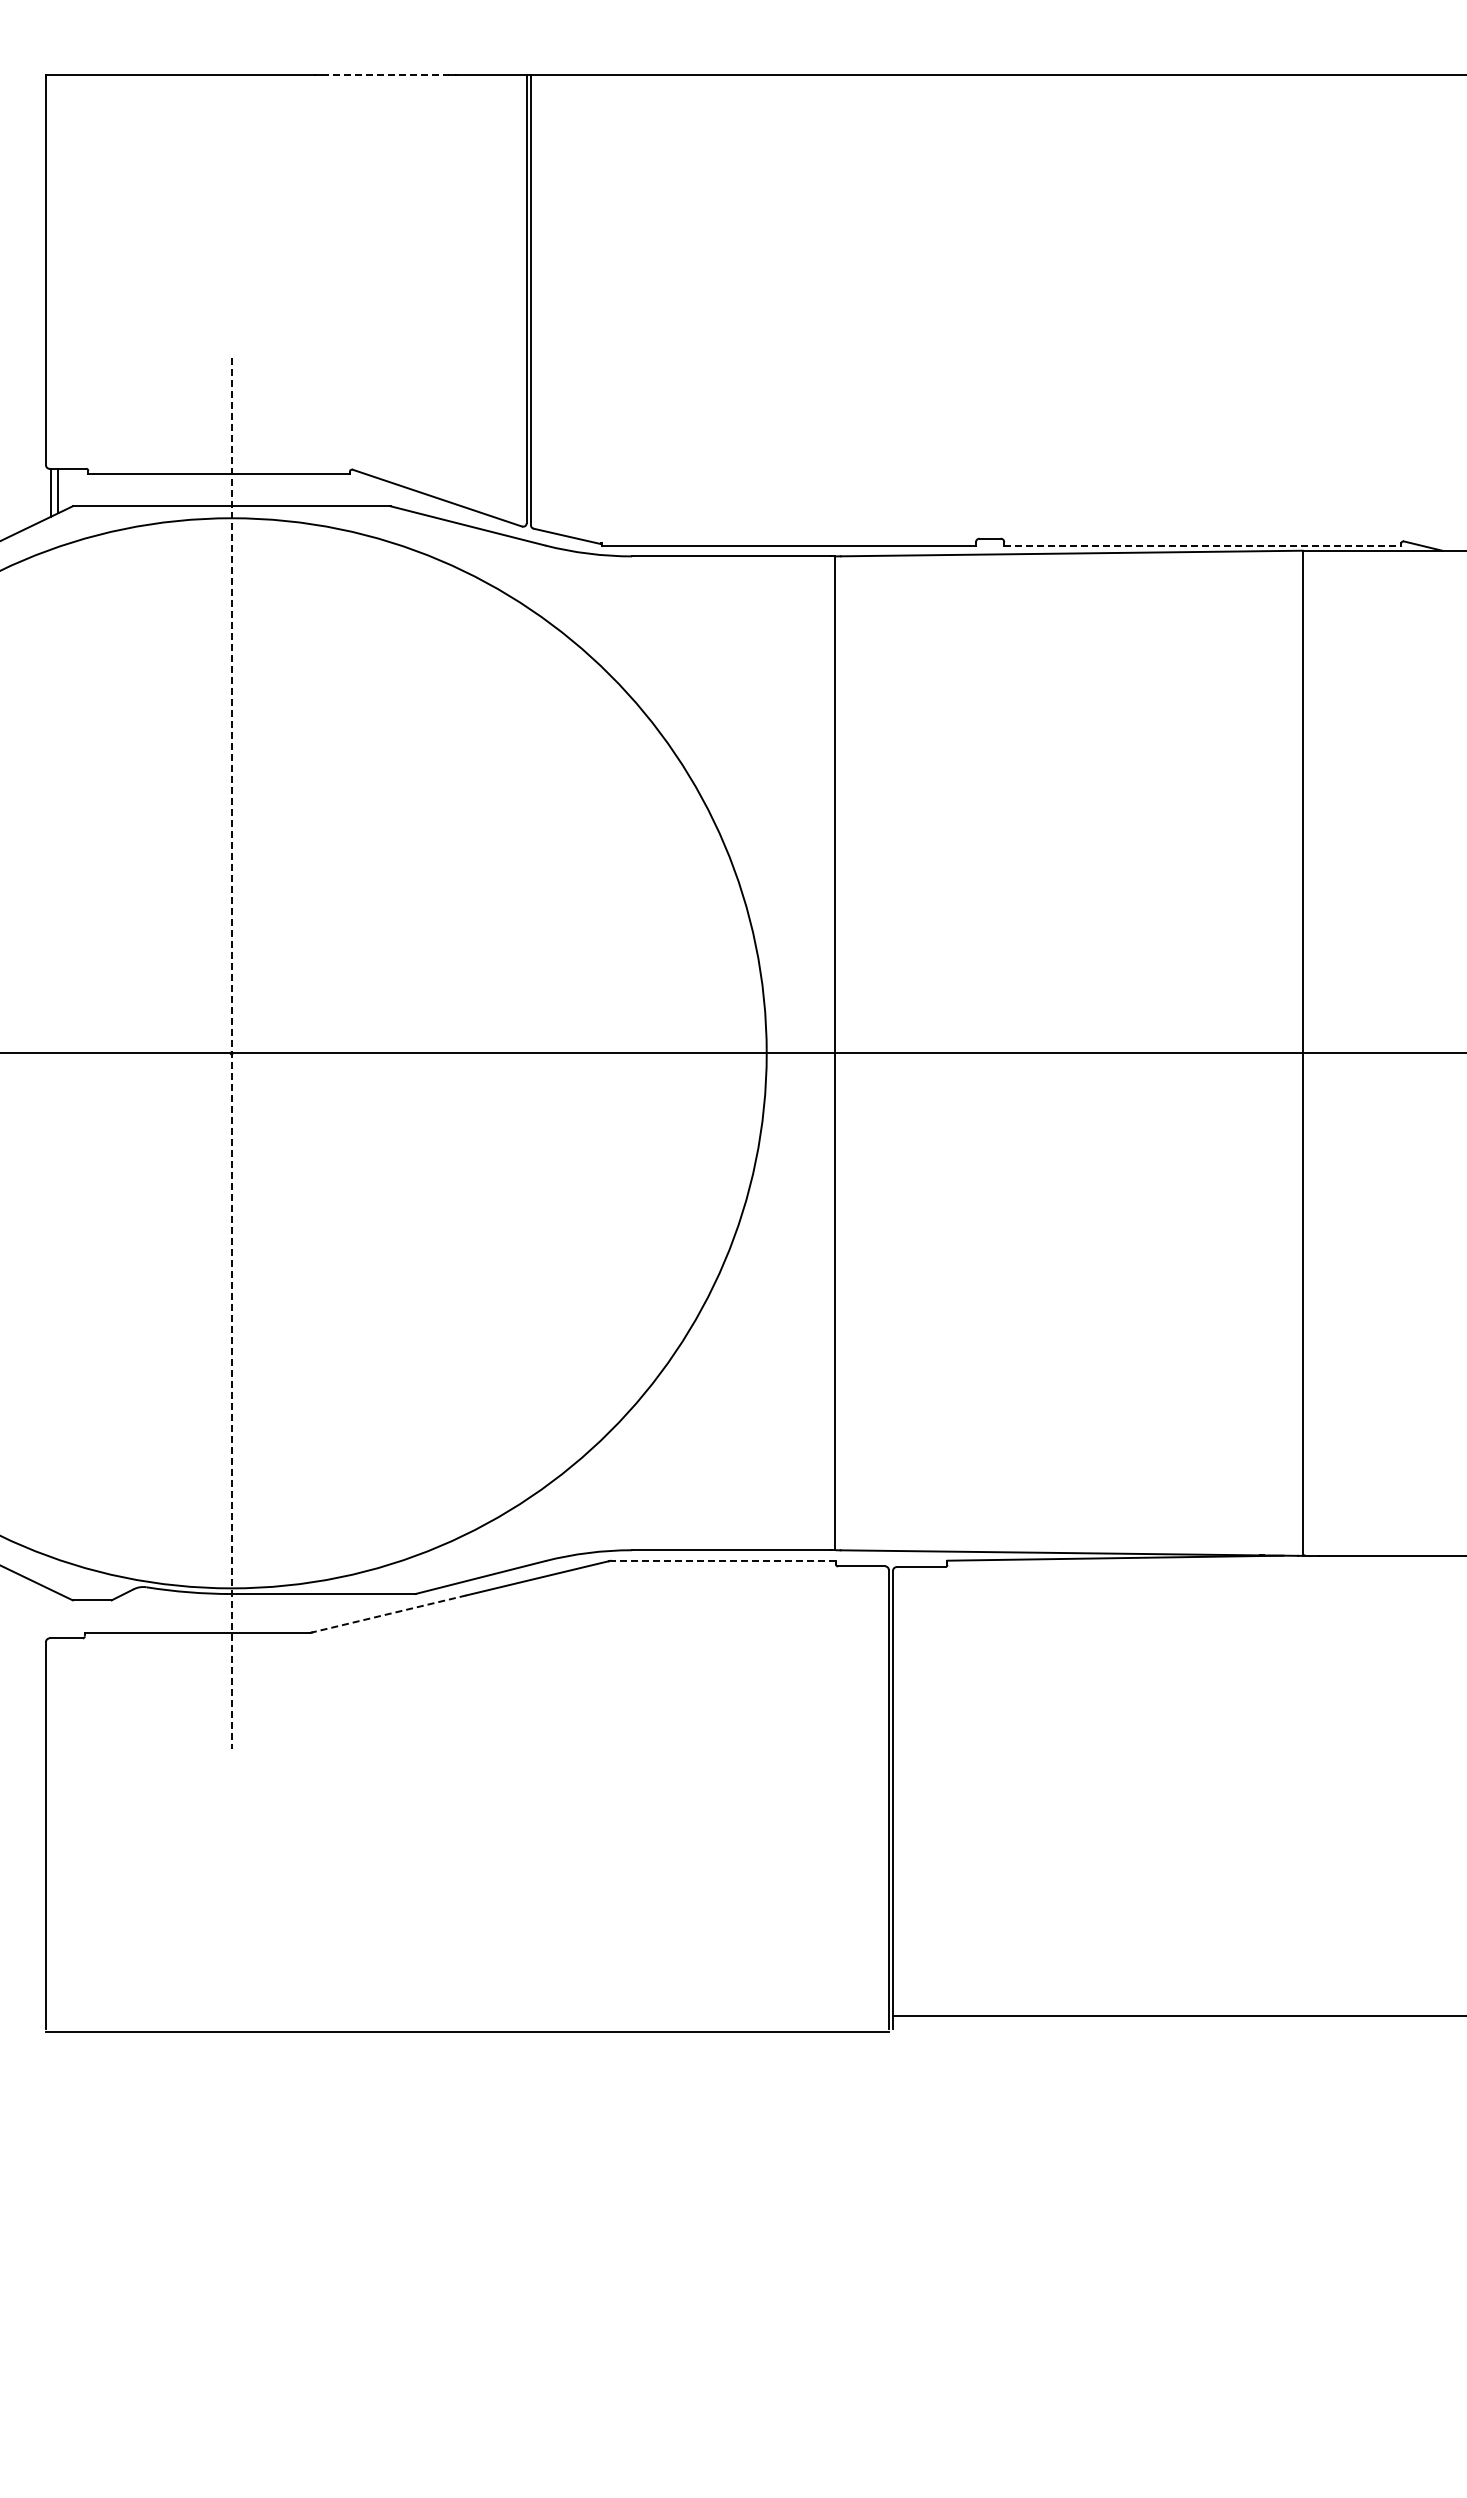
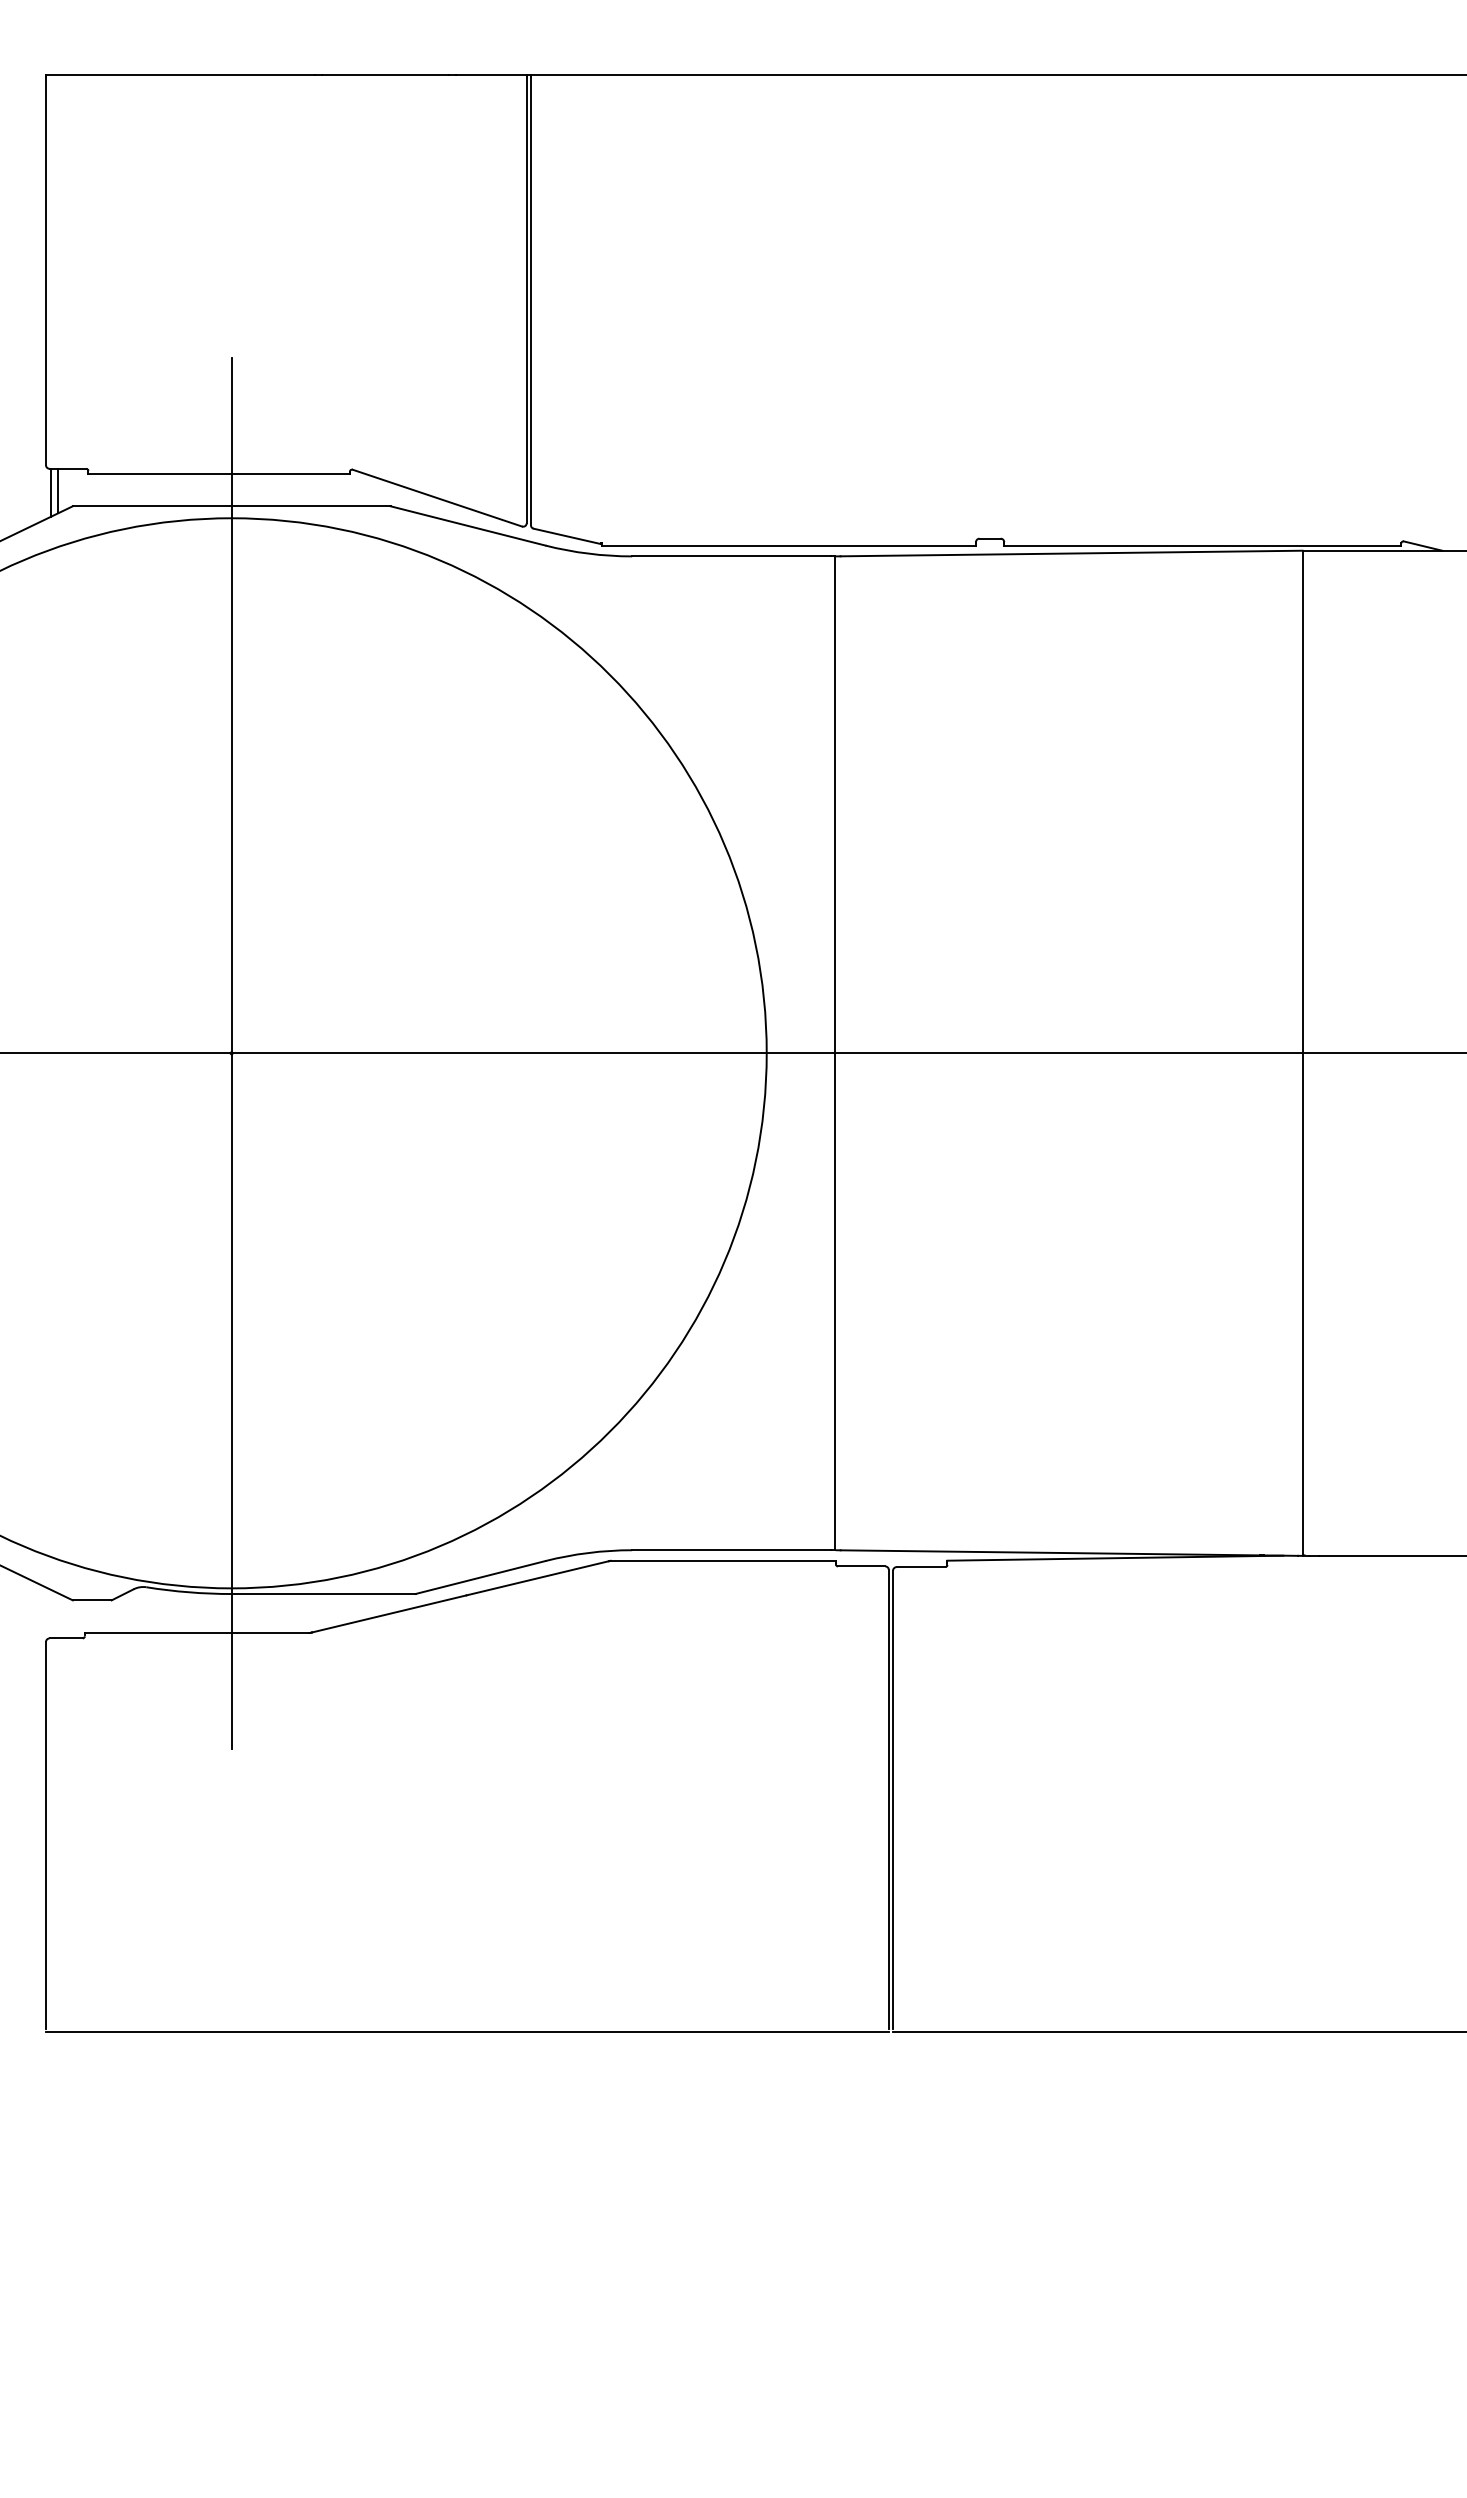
line: dashed -> solid (385, 74)
line: dashed -> solid (1202, 545)
line: dashed -> solid (231, 1053)
line: dashed -> solid (723, 1560)
line: dashed -> solid (388, 1614)
line position: (1178, 2015) -> (1178, 2031) (1178, 2031)
